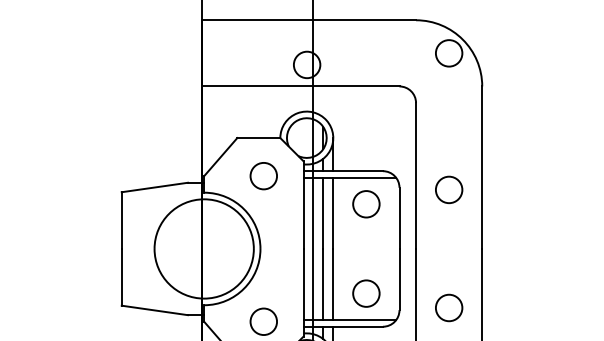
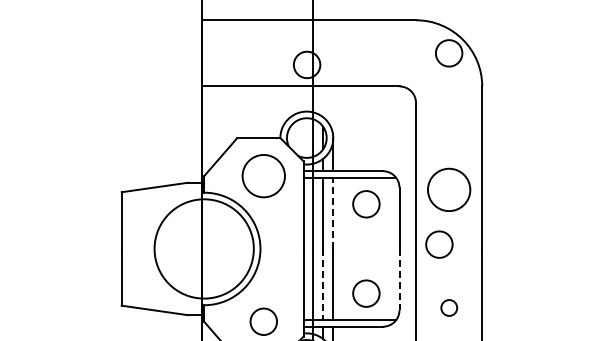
circle diameter: 26 px -> 42 px (263, 175)
circle diameter: 26 px -> 42 px (448, 189)
line: solid -> dashed (333, 213)
circle: none -> present (439, 244)
line: solid -> dashed (399, 279)
line: solid -> dashed (323, 284)
circle size: 29x30 px -> 19x18 px (449, 307)
